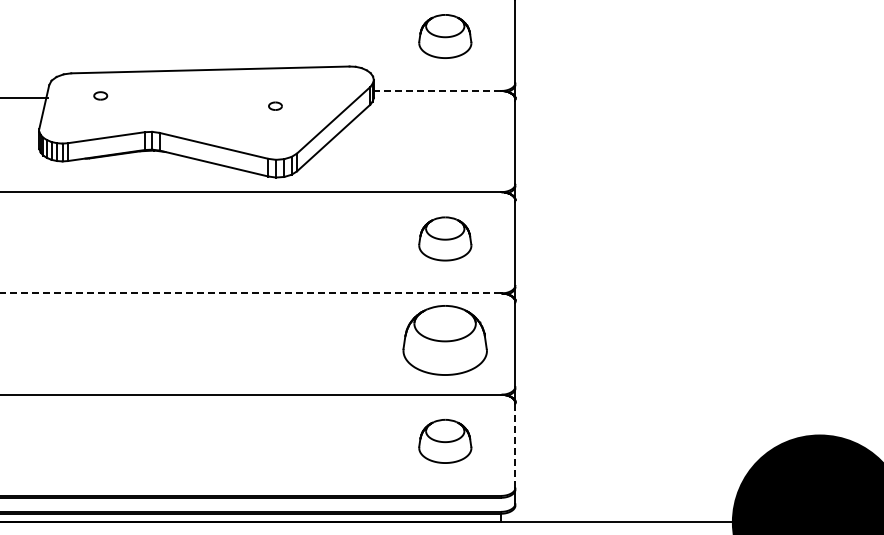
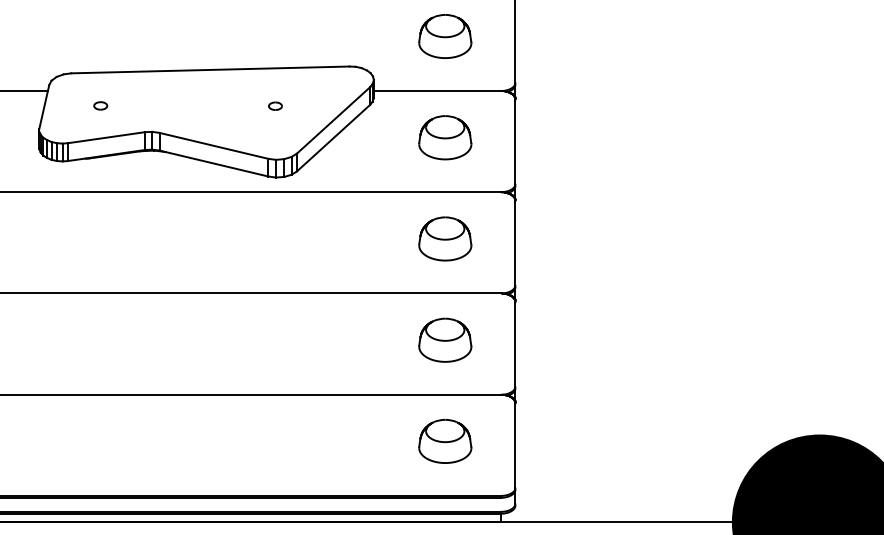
line: dashed -> solid (437, 91)
part position: (100, 95) -> (100, 105) (100, 105)
line position: (24, 98) -> (24, 91) (24, 91)
part: none -> present (445, 137)
line: dashed -> solid (250, 293)
part size: 86x71 px -> 55x46 px (445, 339)
line: dashed -> solid (515, 446)
